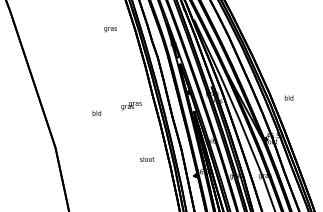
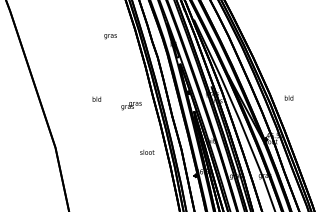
text position: (110, 29) -> (110, 36) (110, 36)
text position: (96, 112) -> (96, 98) (96, 98)
text position: (147, 158) -> (147, 151) (147, 151)
